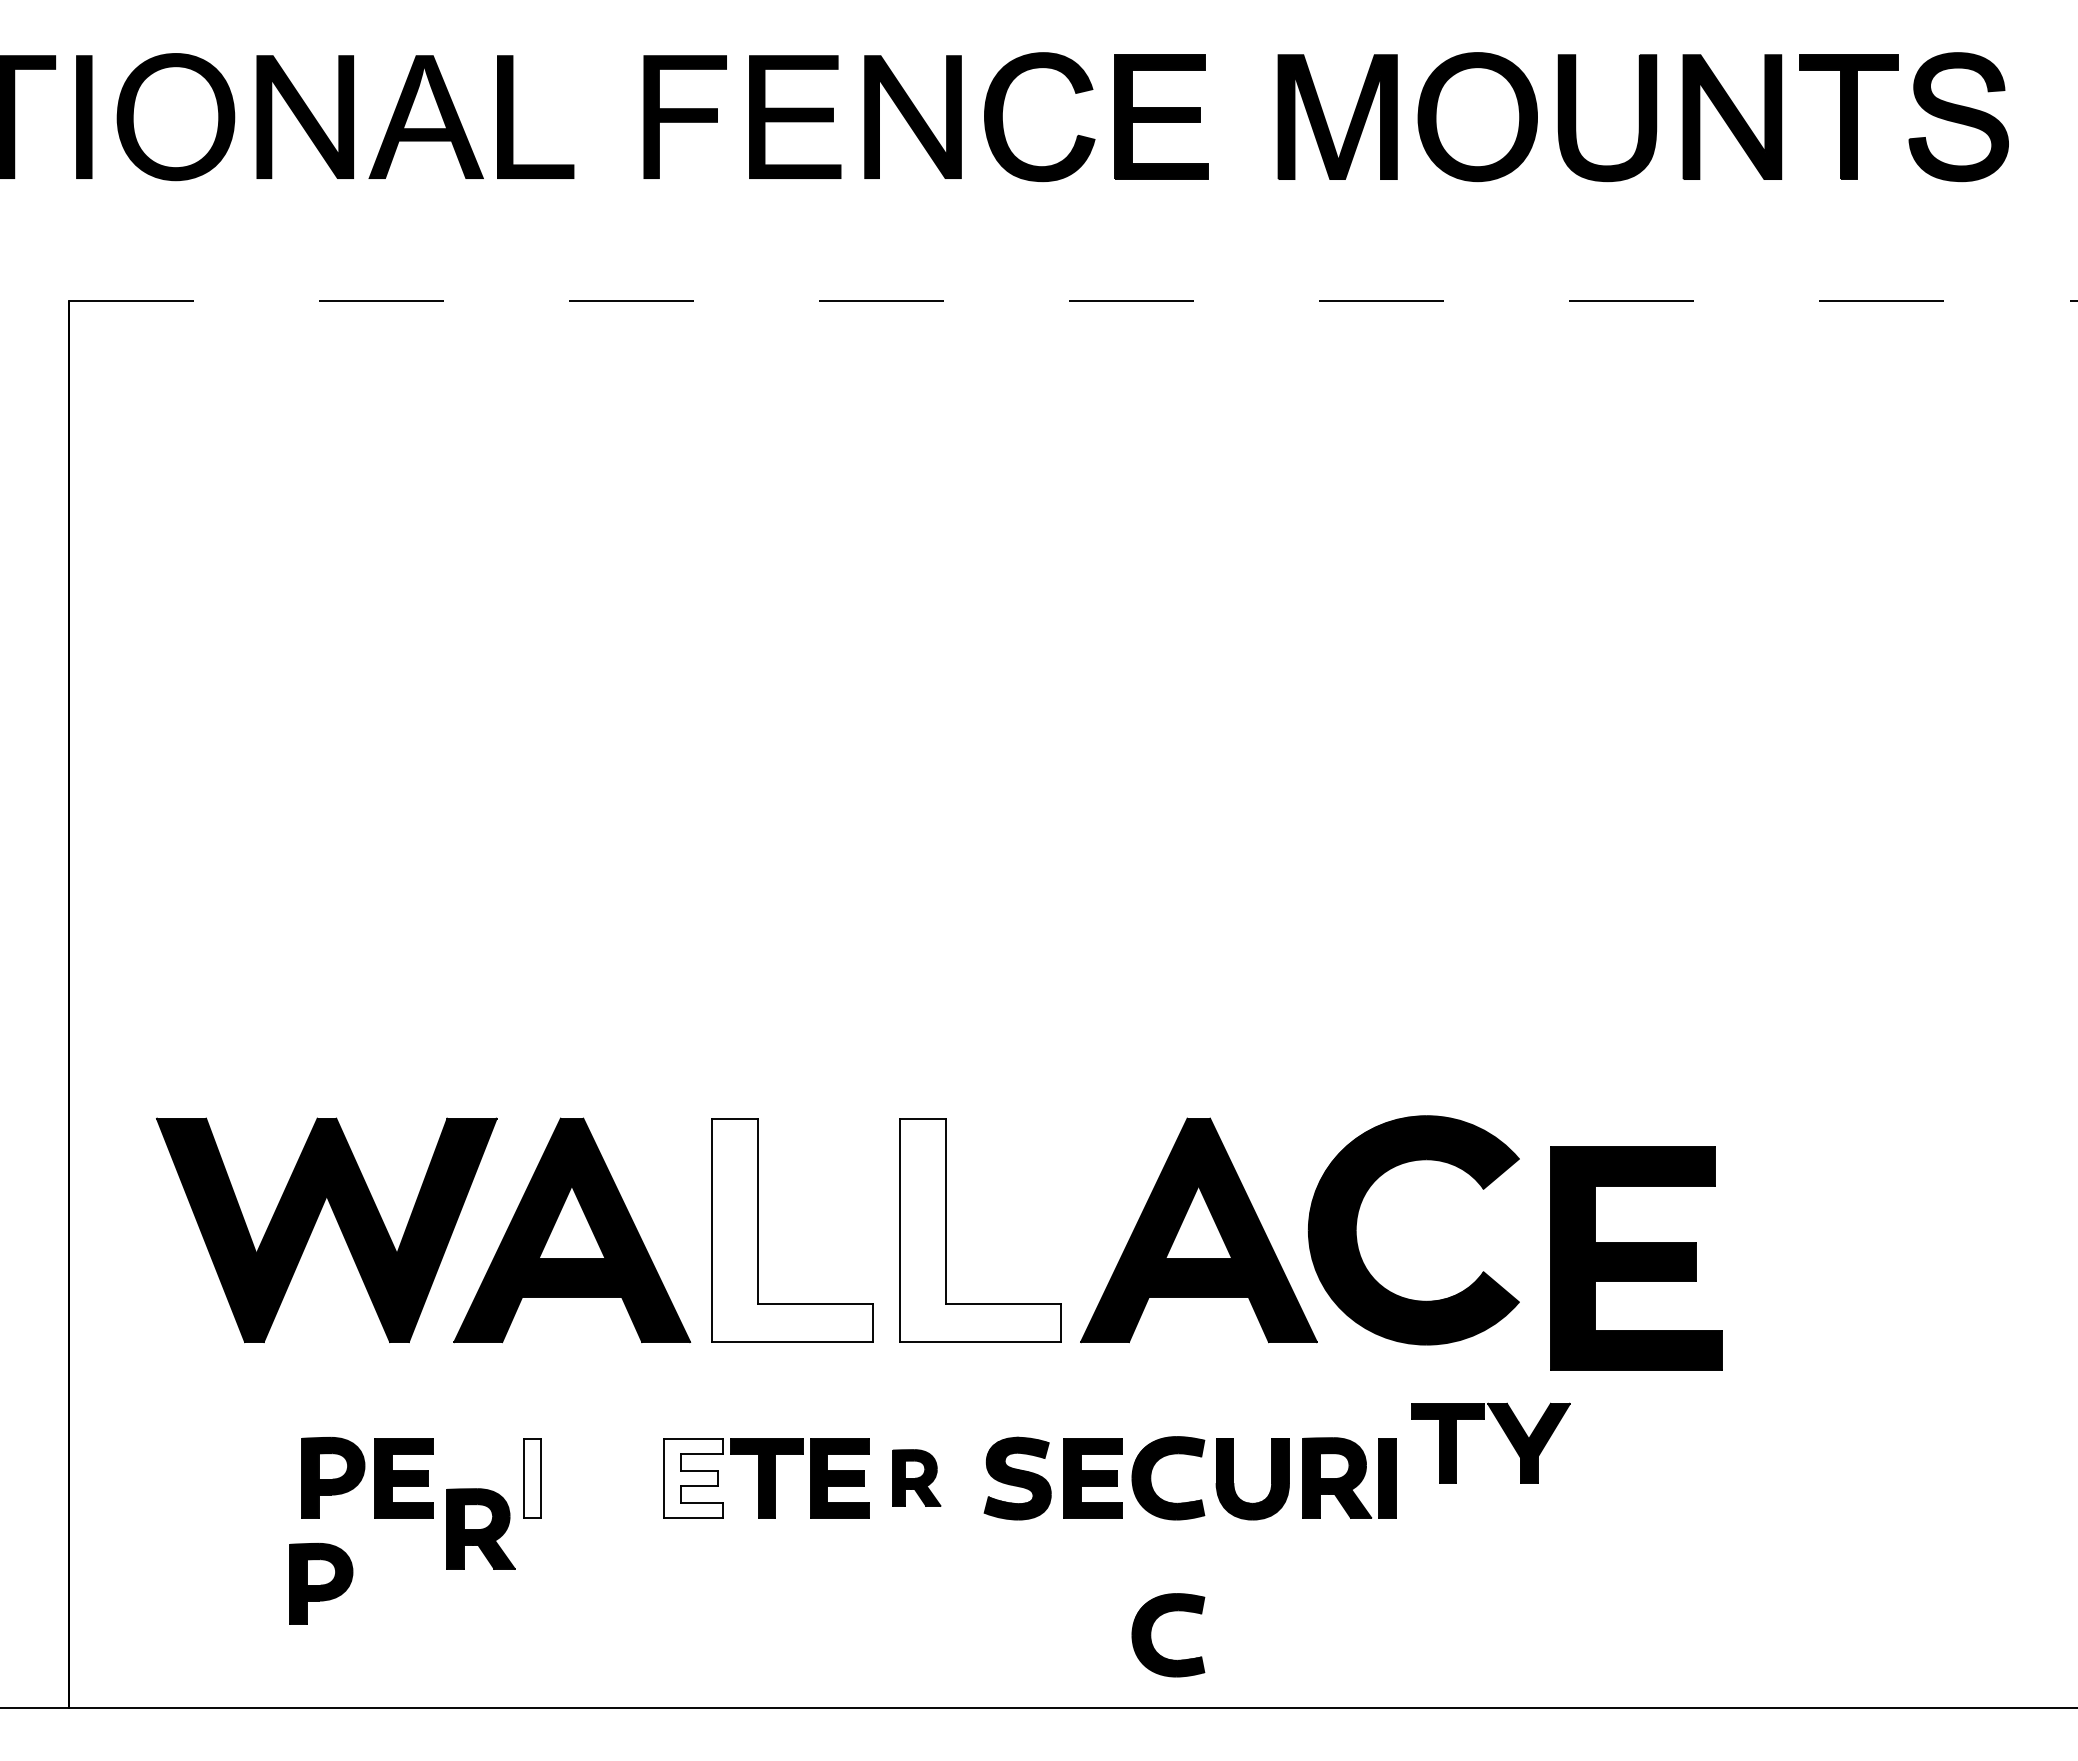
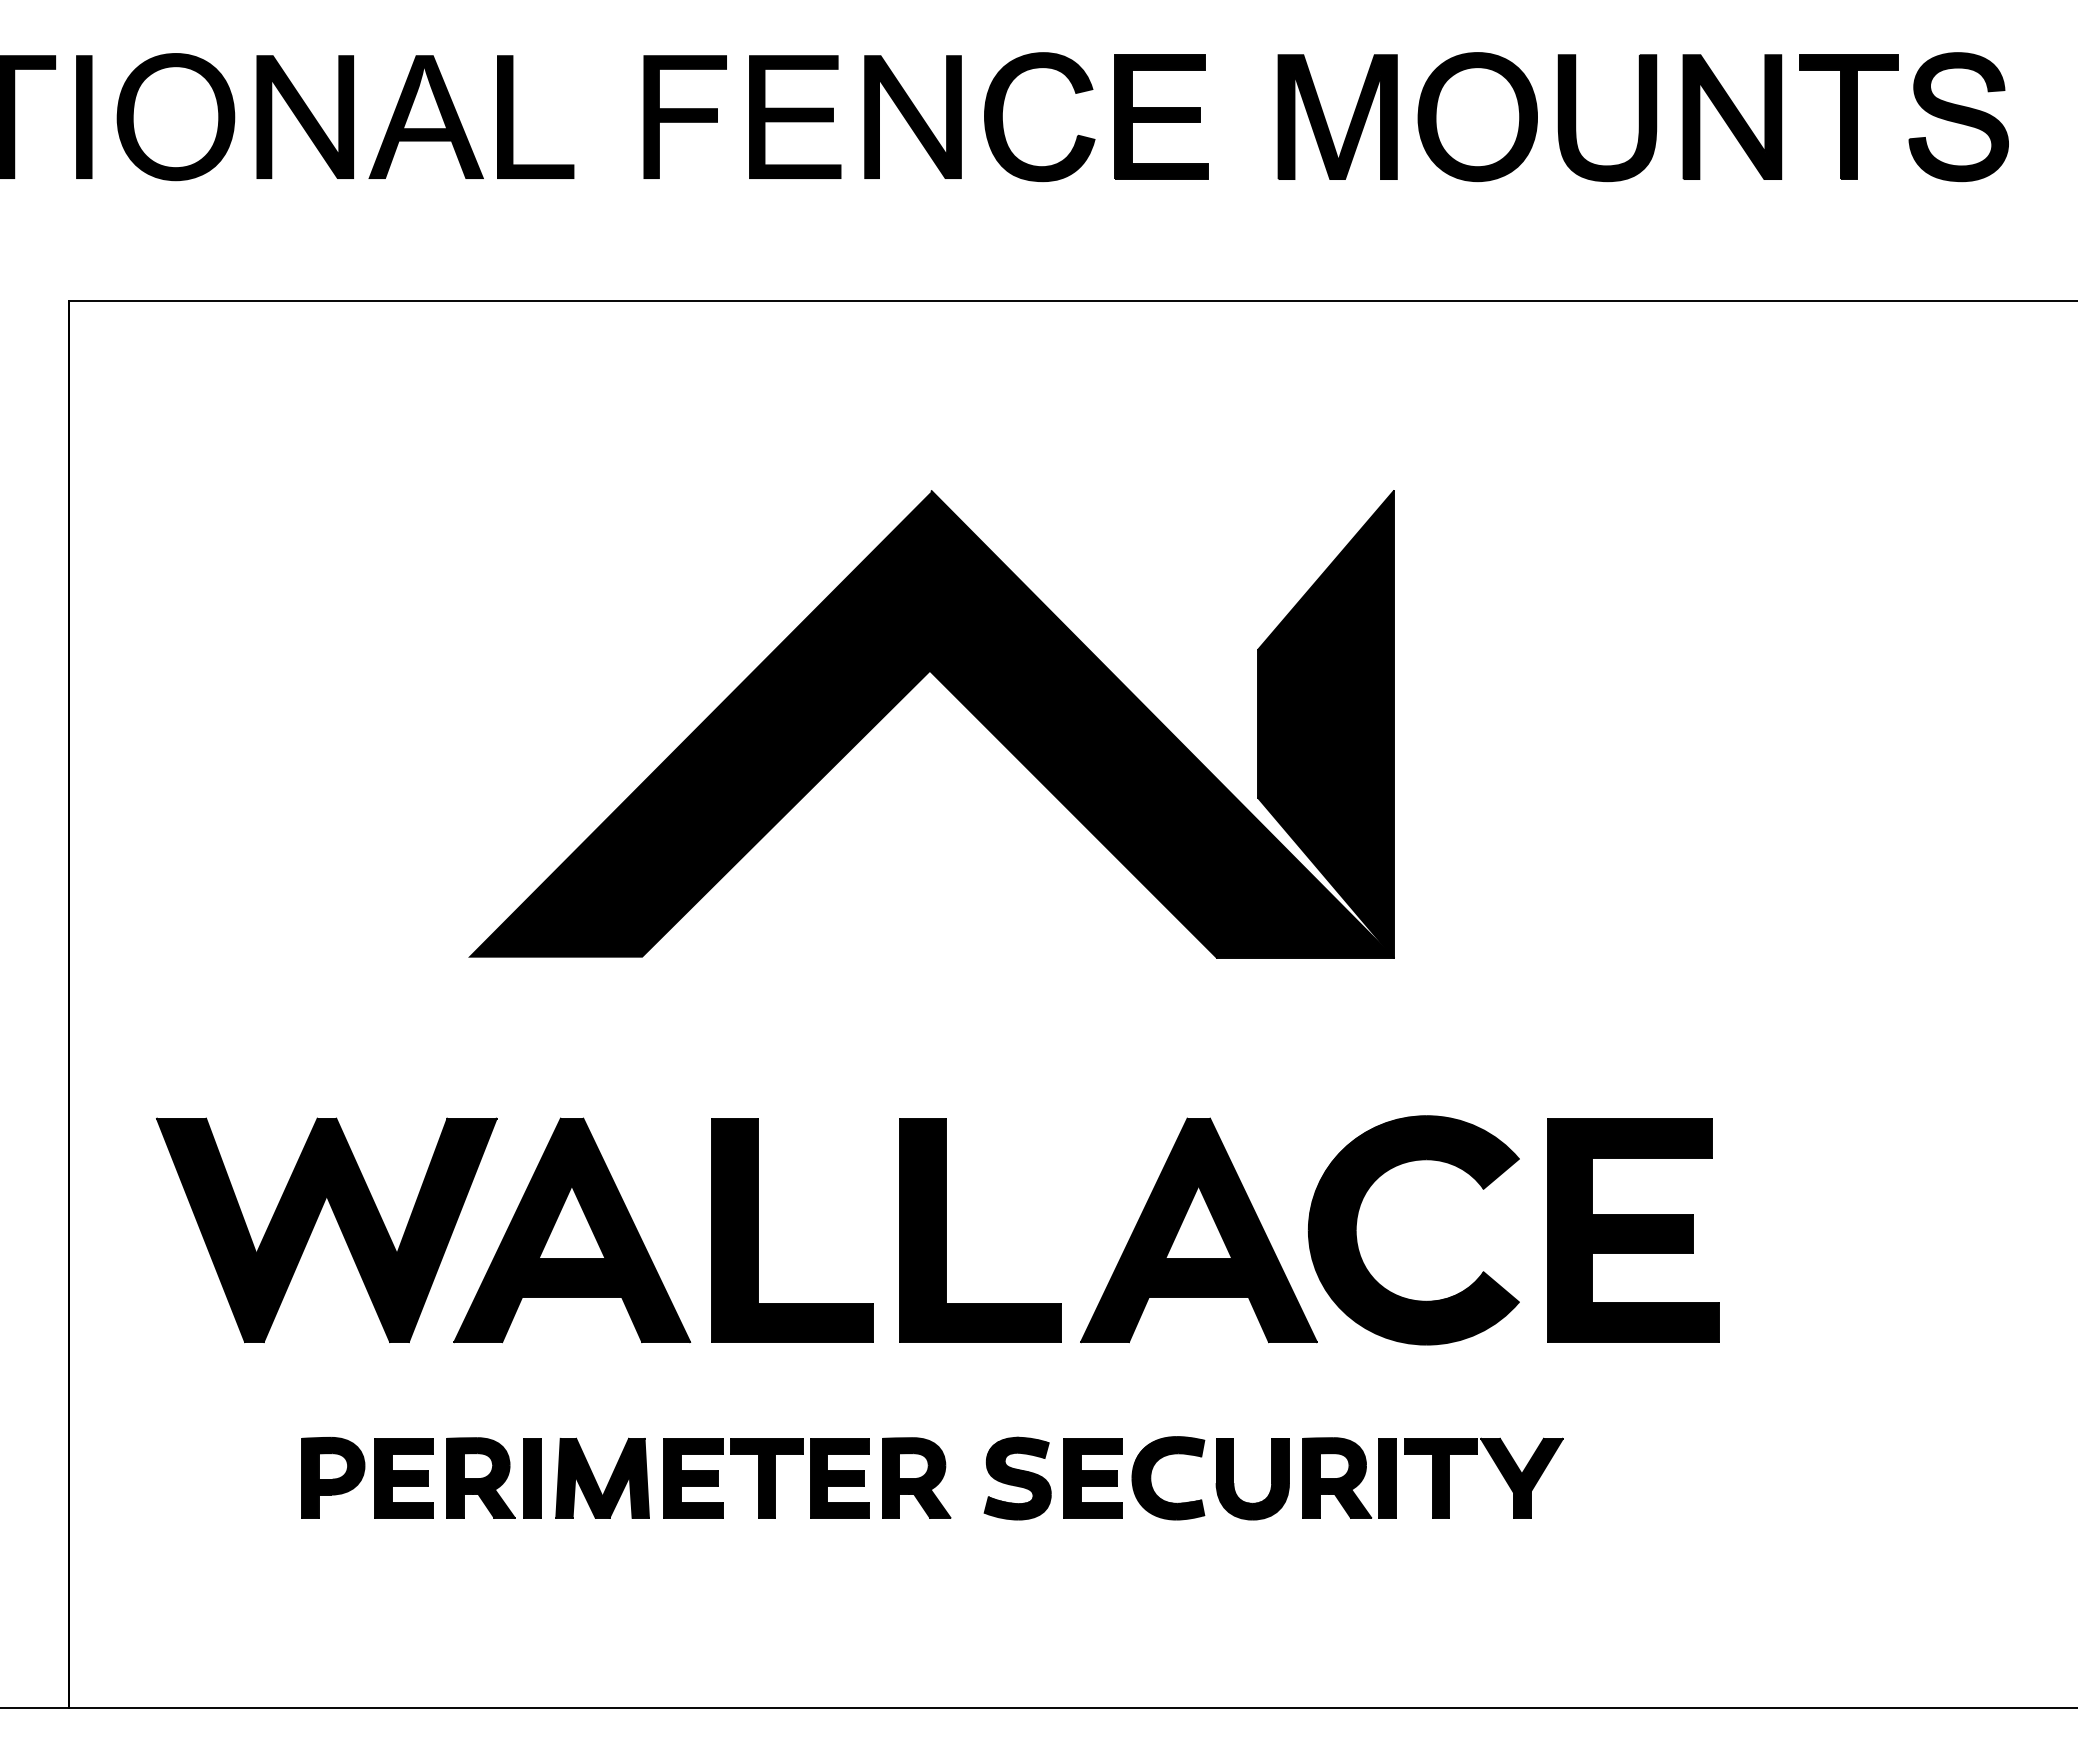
line: dashed -> solid (1072, 301)
part: none -> present (956, 698)
fill: none -> present (792, 1230)
fill: none -> present (980, 1230)
part position: (1636, 1258) -> (1633, 1230) (1633, 1230)
part position: (1505, 1434) -> (1498, 1469) (1498, 1469)
fill: none -> present (532, 1477)
fill: none -> present (693, 1477)
part size: 50x58 px -> 70x82 px (916, 1477)
part: none -> present (596, 1480)
part position: (480, 1528) -> (480, 1477) (480, 1477)
part: present -> none (321, 1583)
part: present -> none (1151, 1635)
